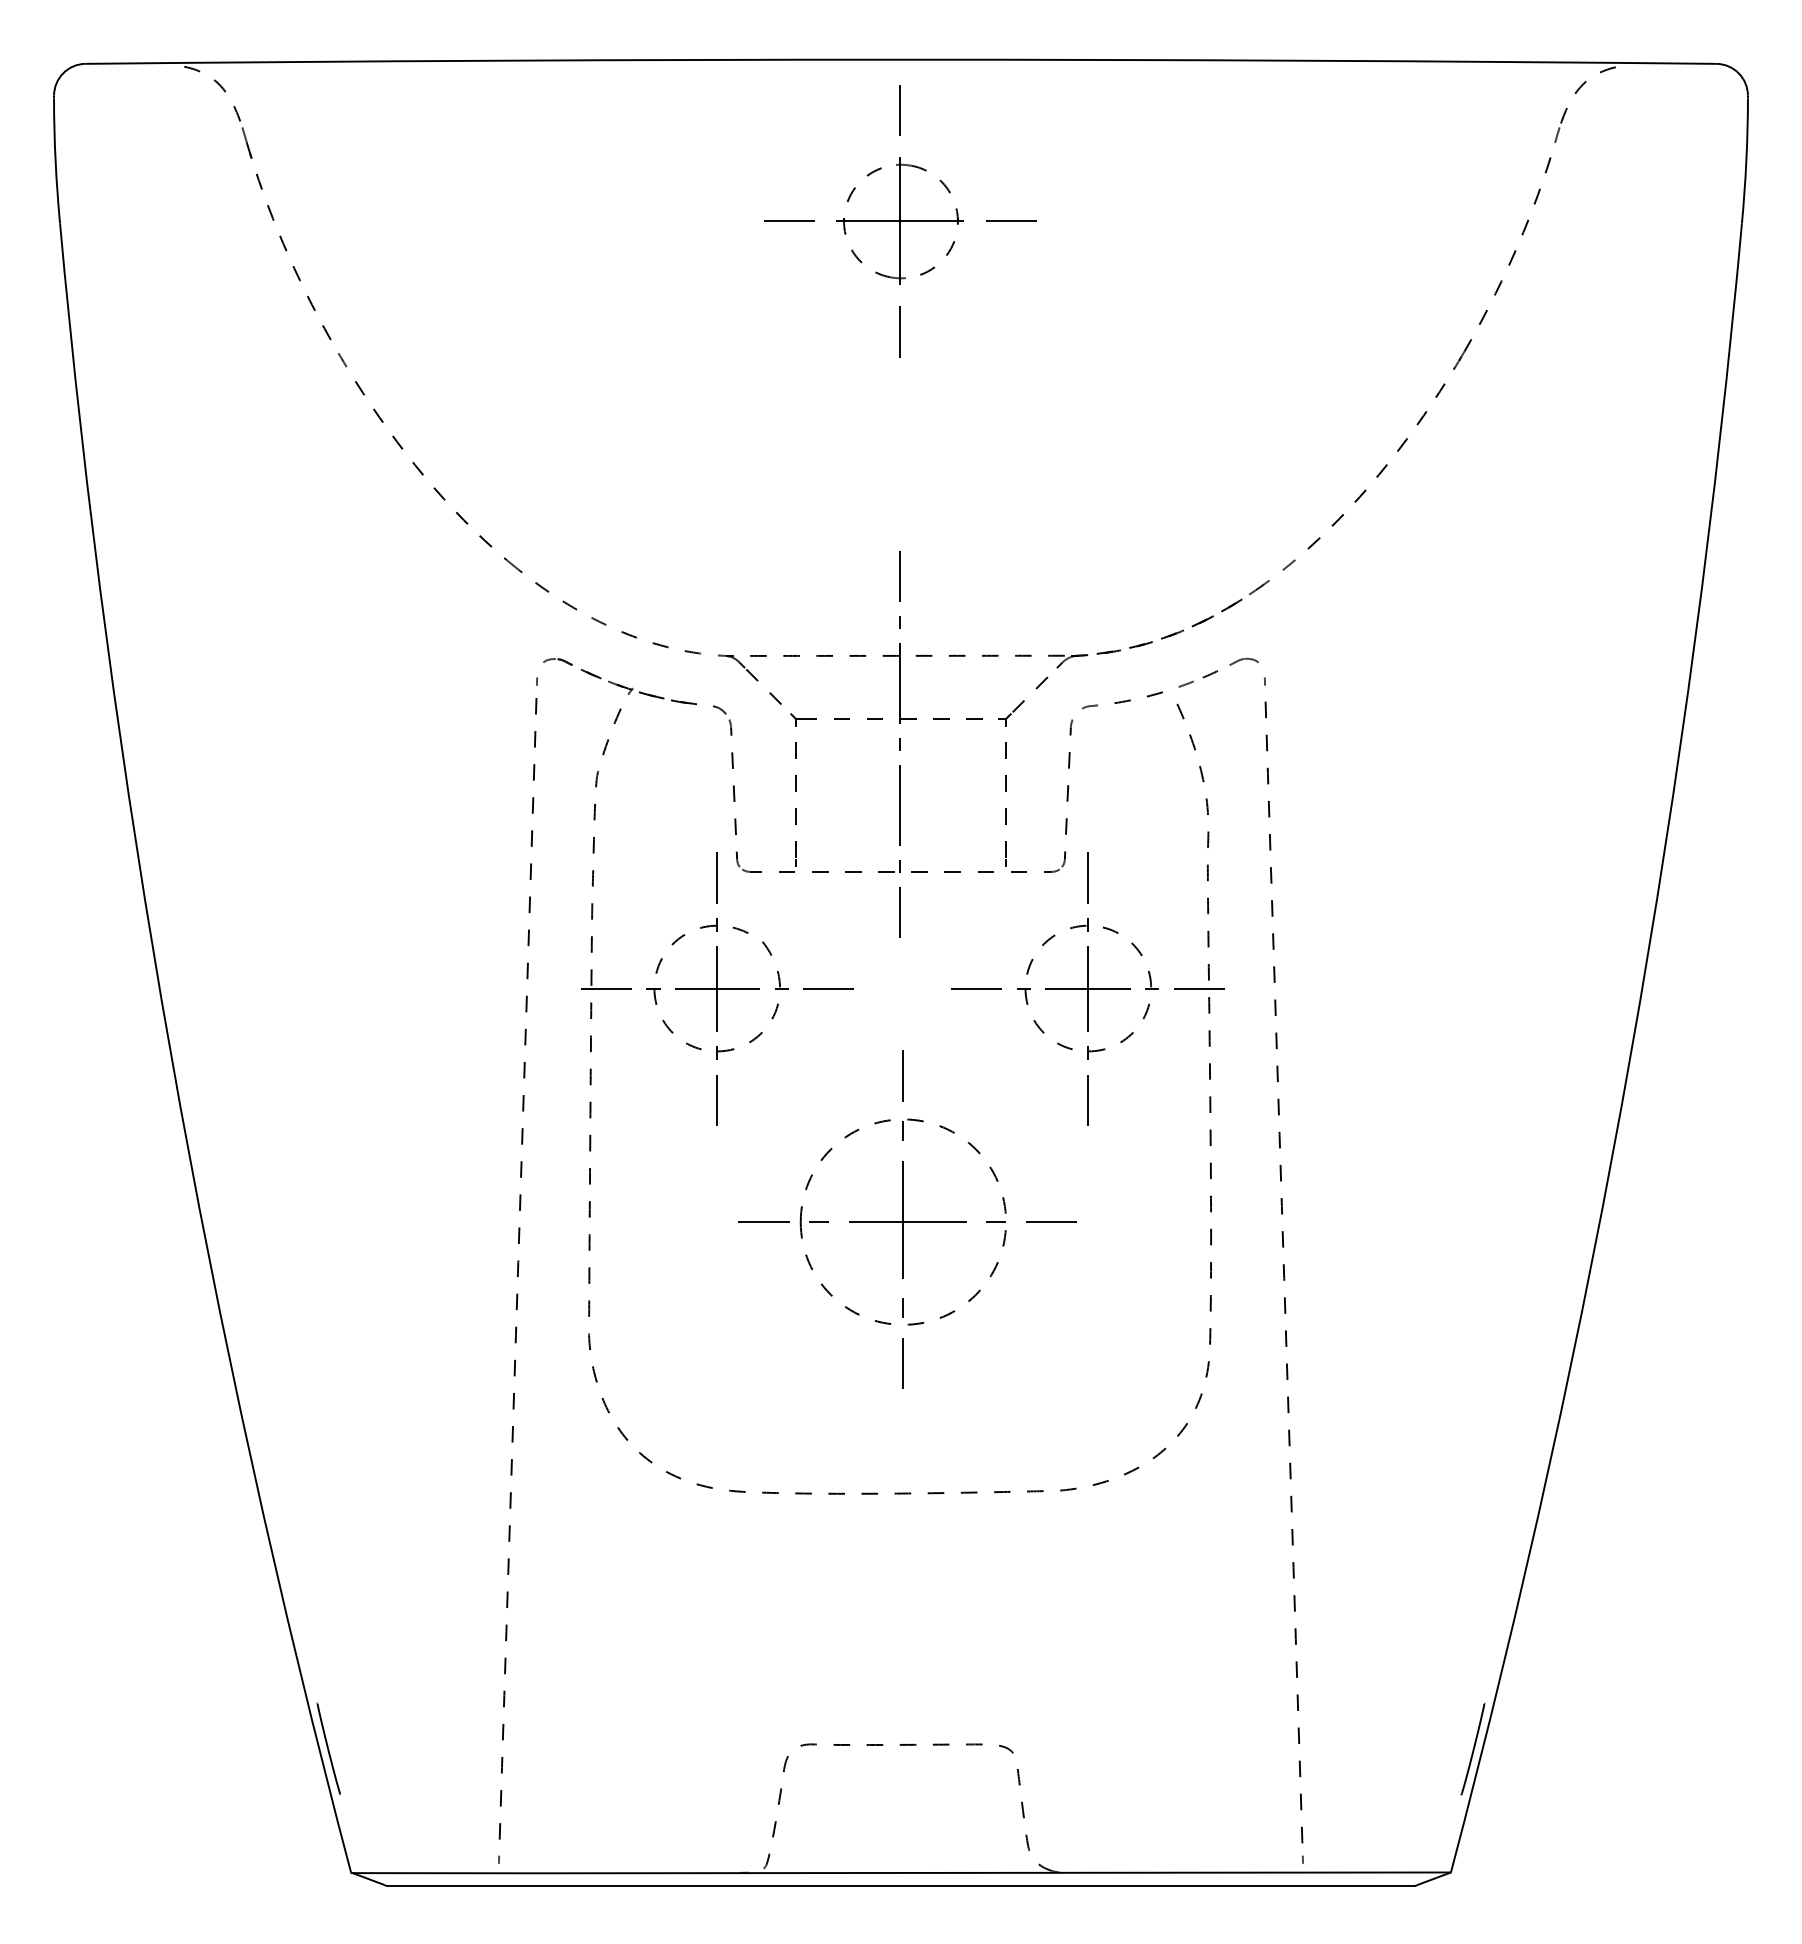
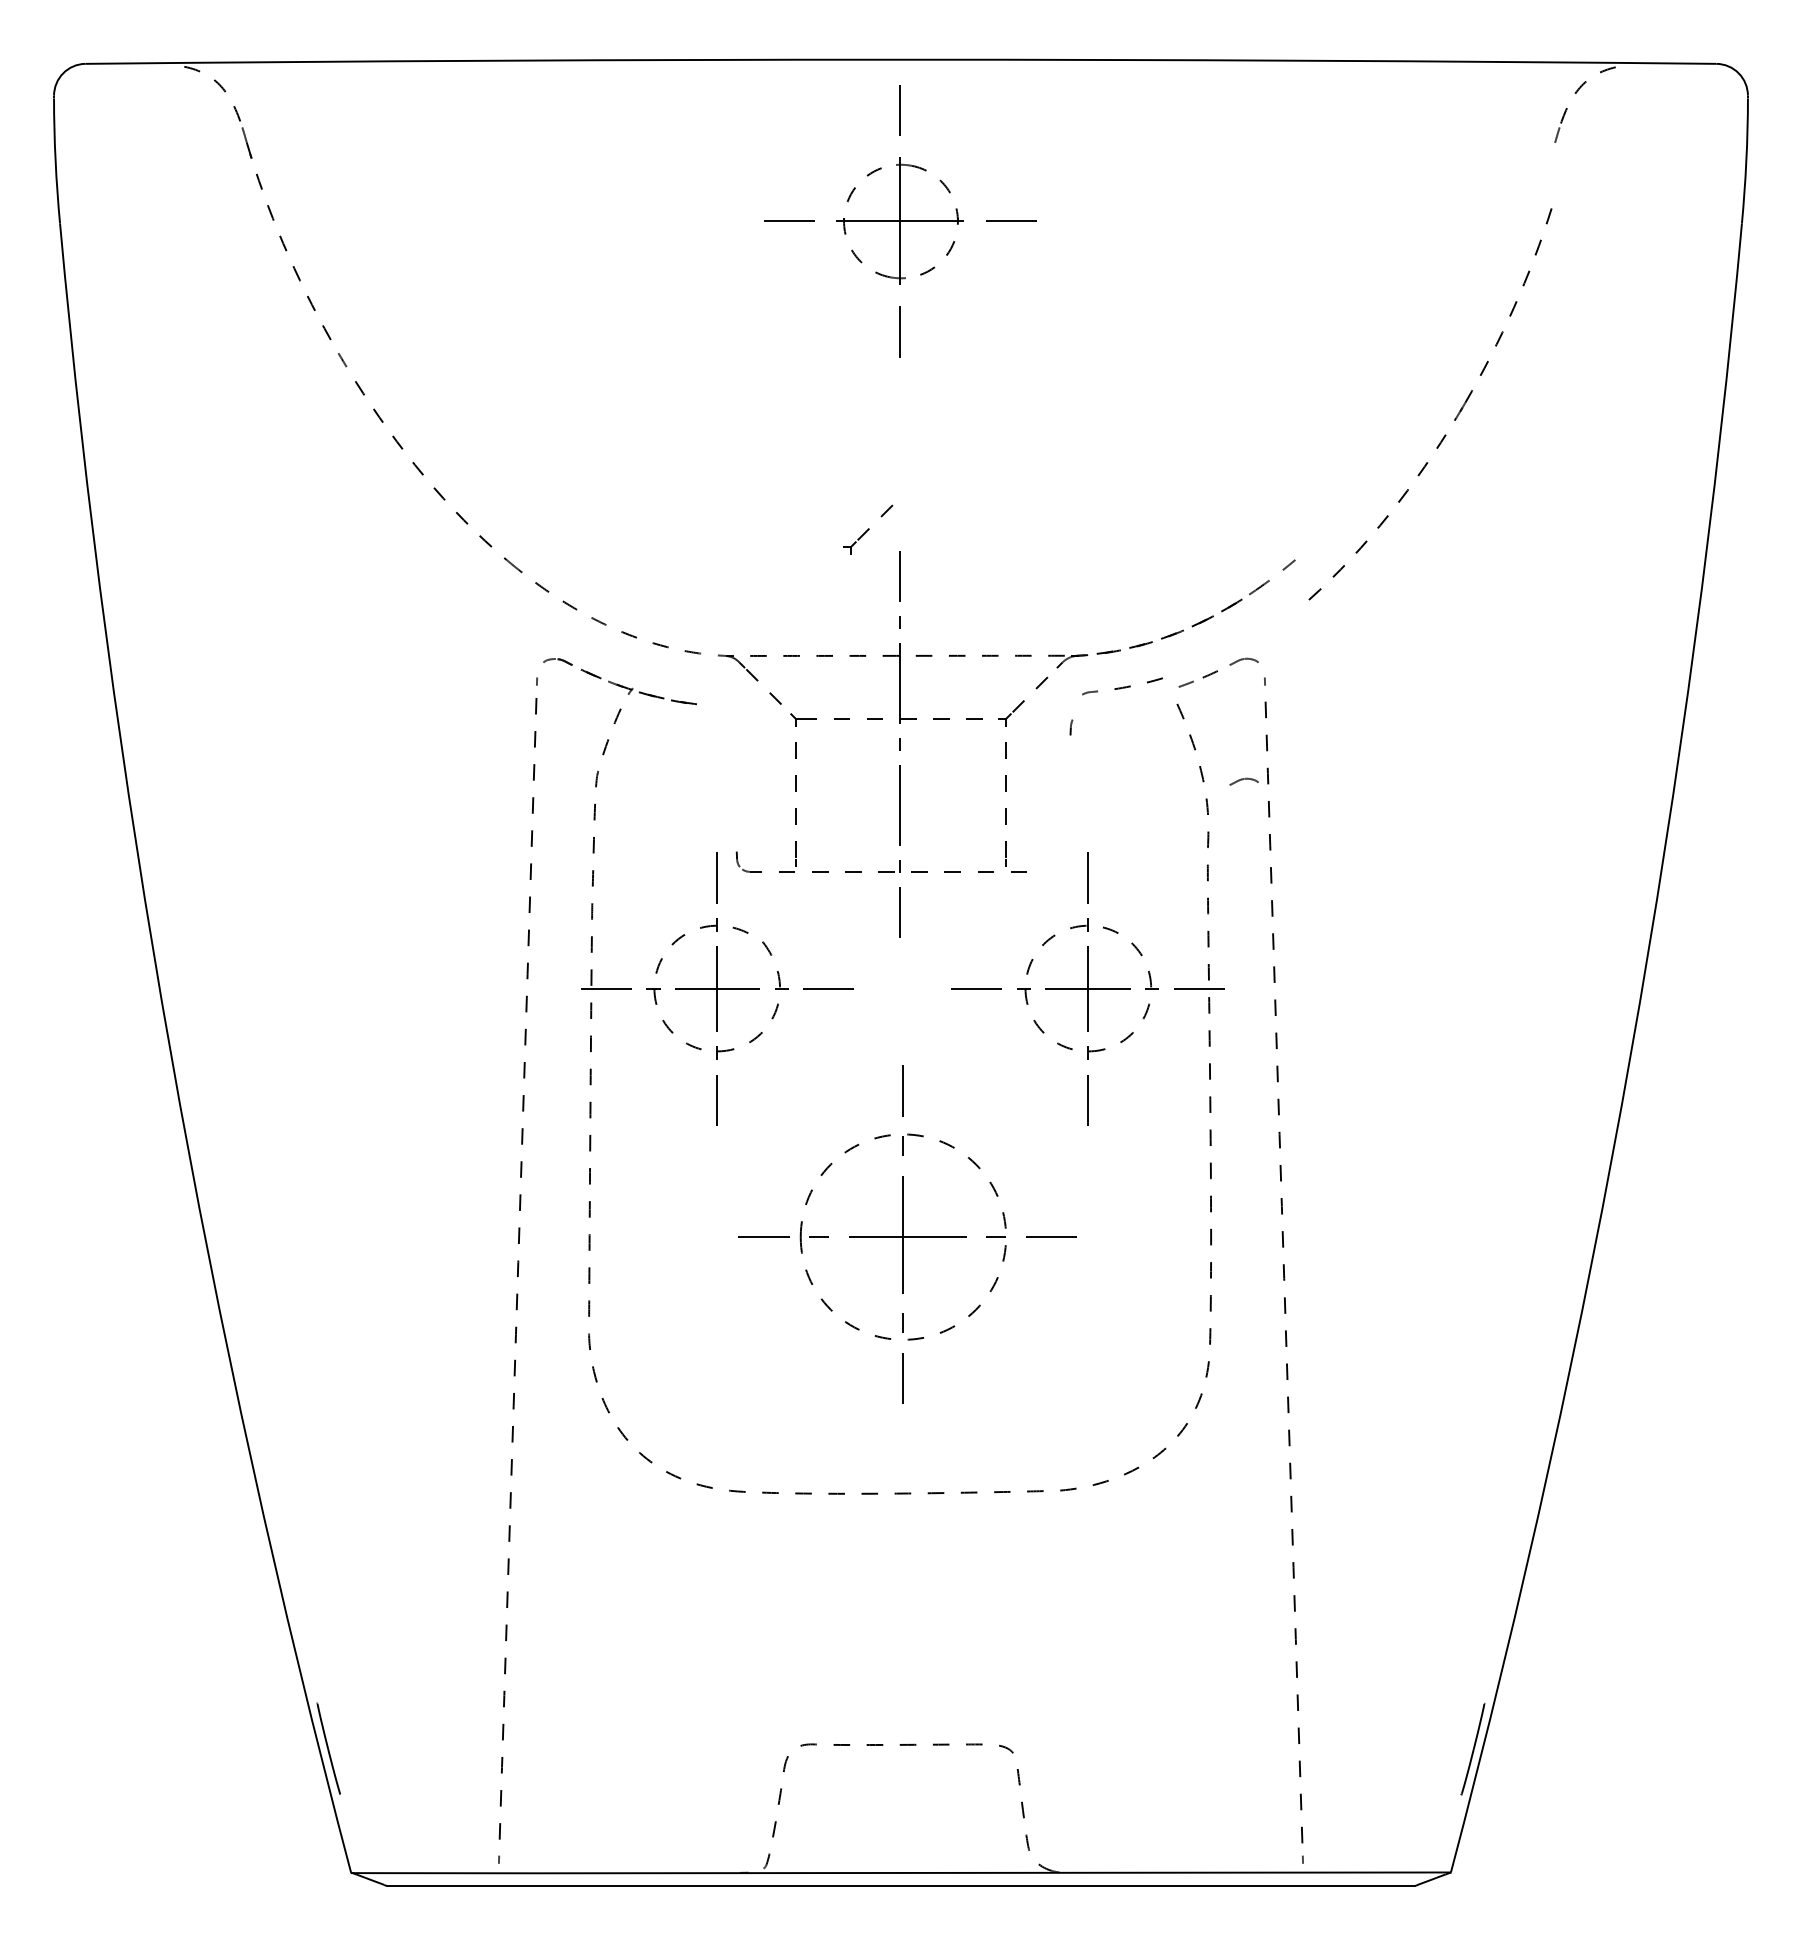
part position: (1453, 367) -> (1454, 418) (1454, 418)
part: none -> present (868, 529)
part position: (1122, 700) -> (1122, 686) (1122, 686)
part: present -> none (732, 768)
part: none -> present (1243, 781)
part: present -> none (1065, 818)
part position: (907, 1219) -> (907, 1234) (907, 1234)
